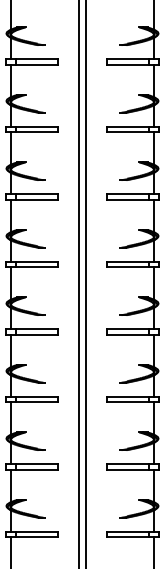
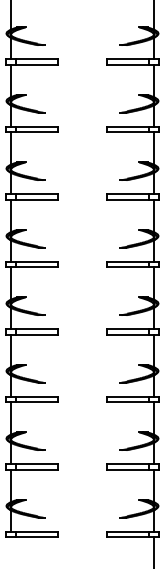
line: present -> none (78, 283)
line: present -> none (86, 283)
line: present -> none (11, 551)
